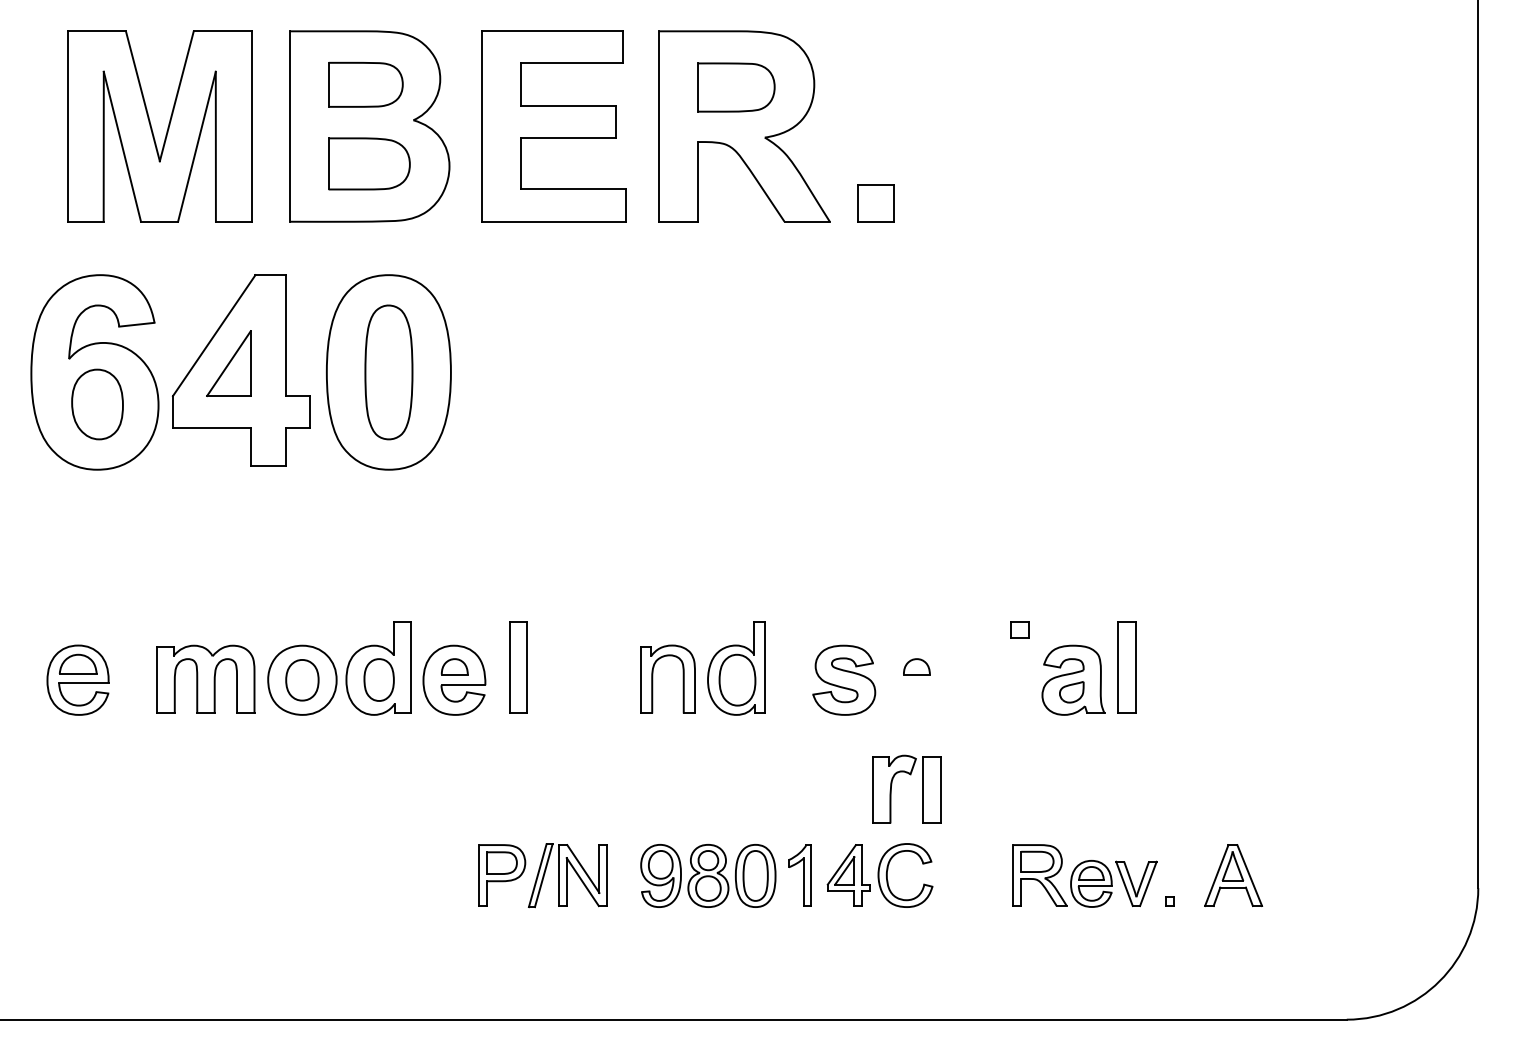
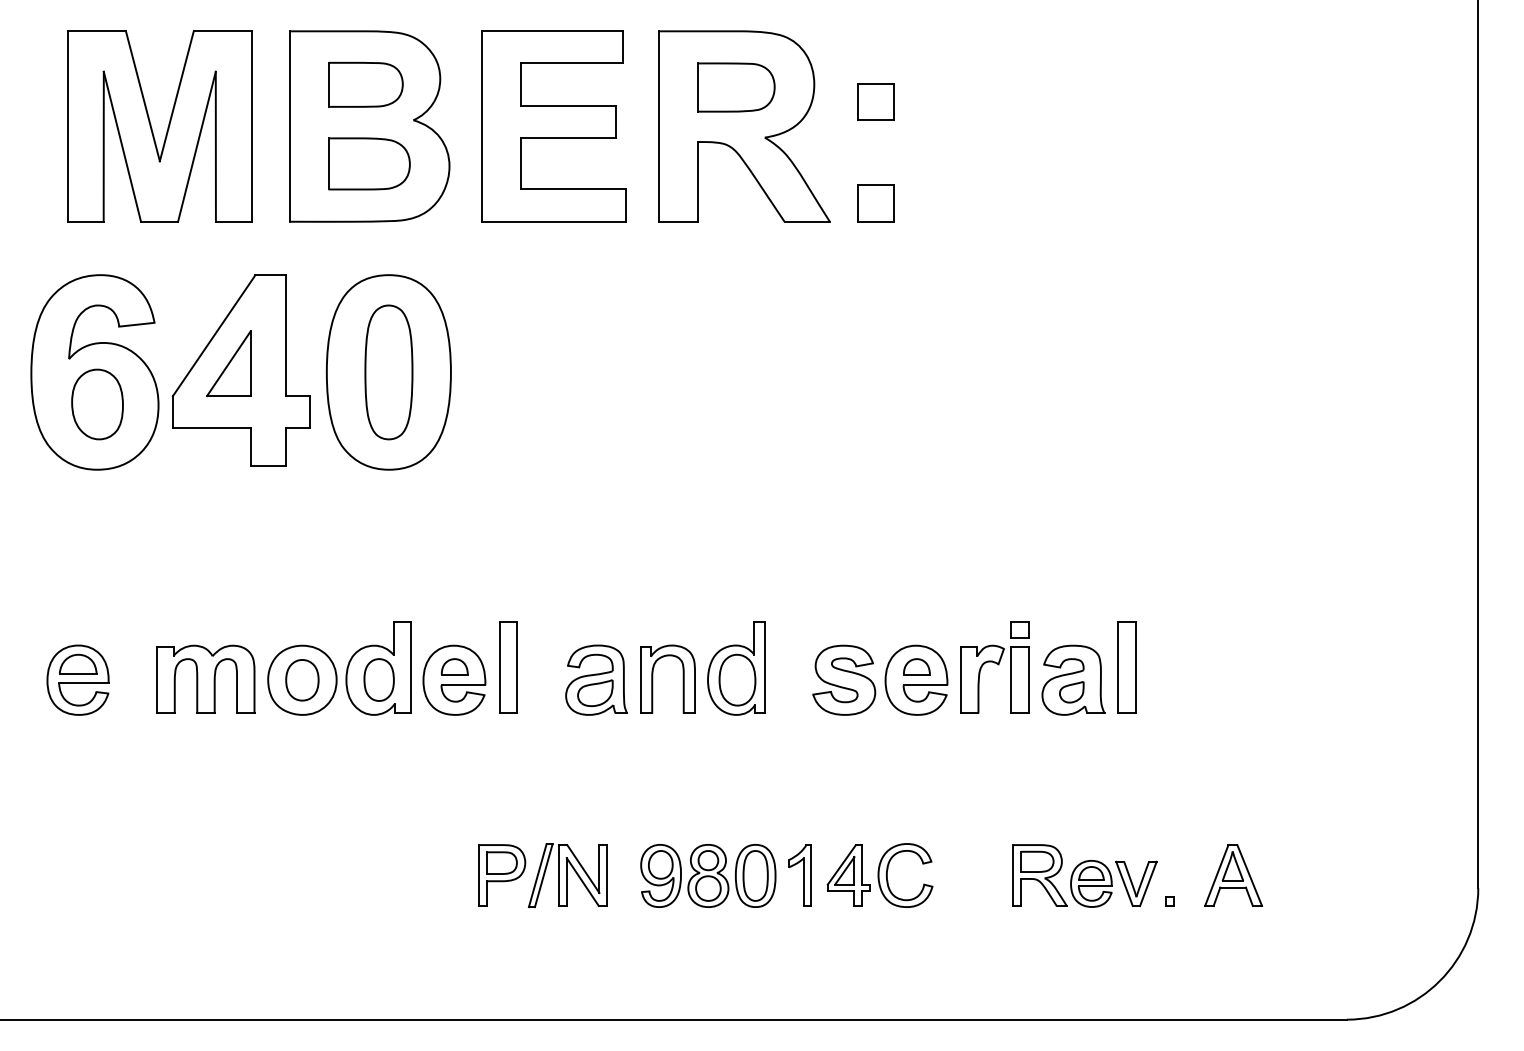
part: none -> present (875, 101)
part position: (518, 667) -> (508, 667) (508, 667)
part: none -> present (596, 679)
part: none -> present (916, 679)
part position: (910, 775) -> (998, 665) (998, 665)
